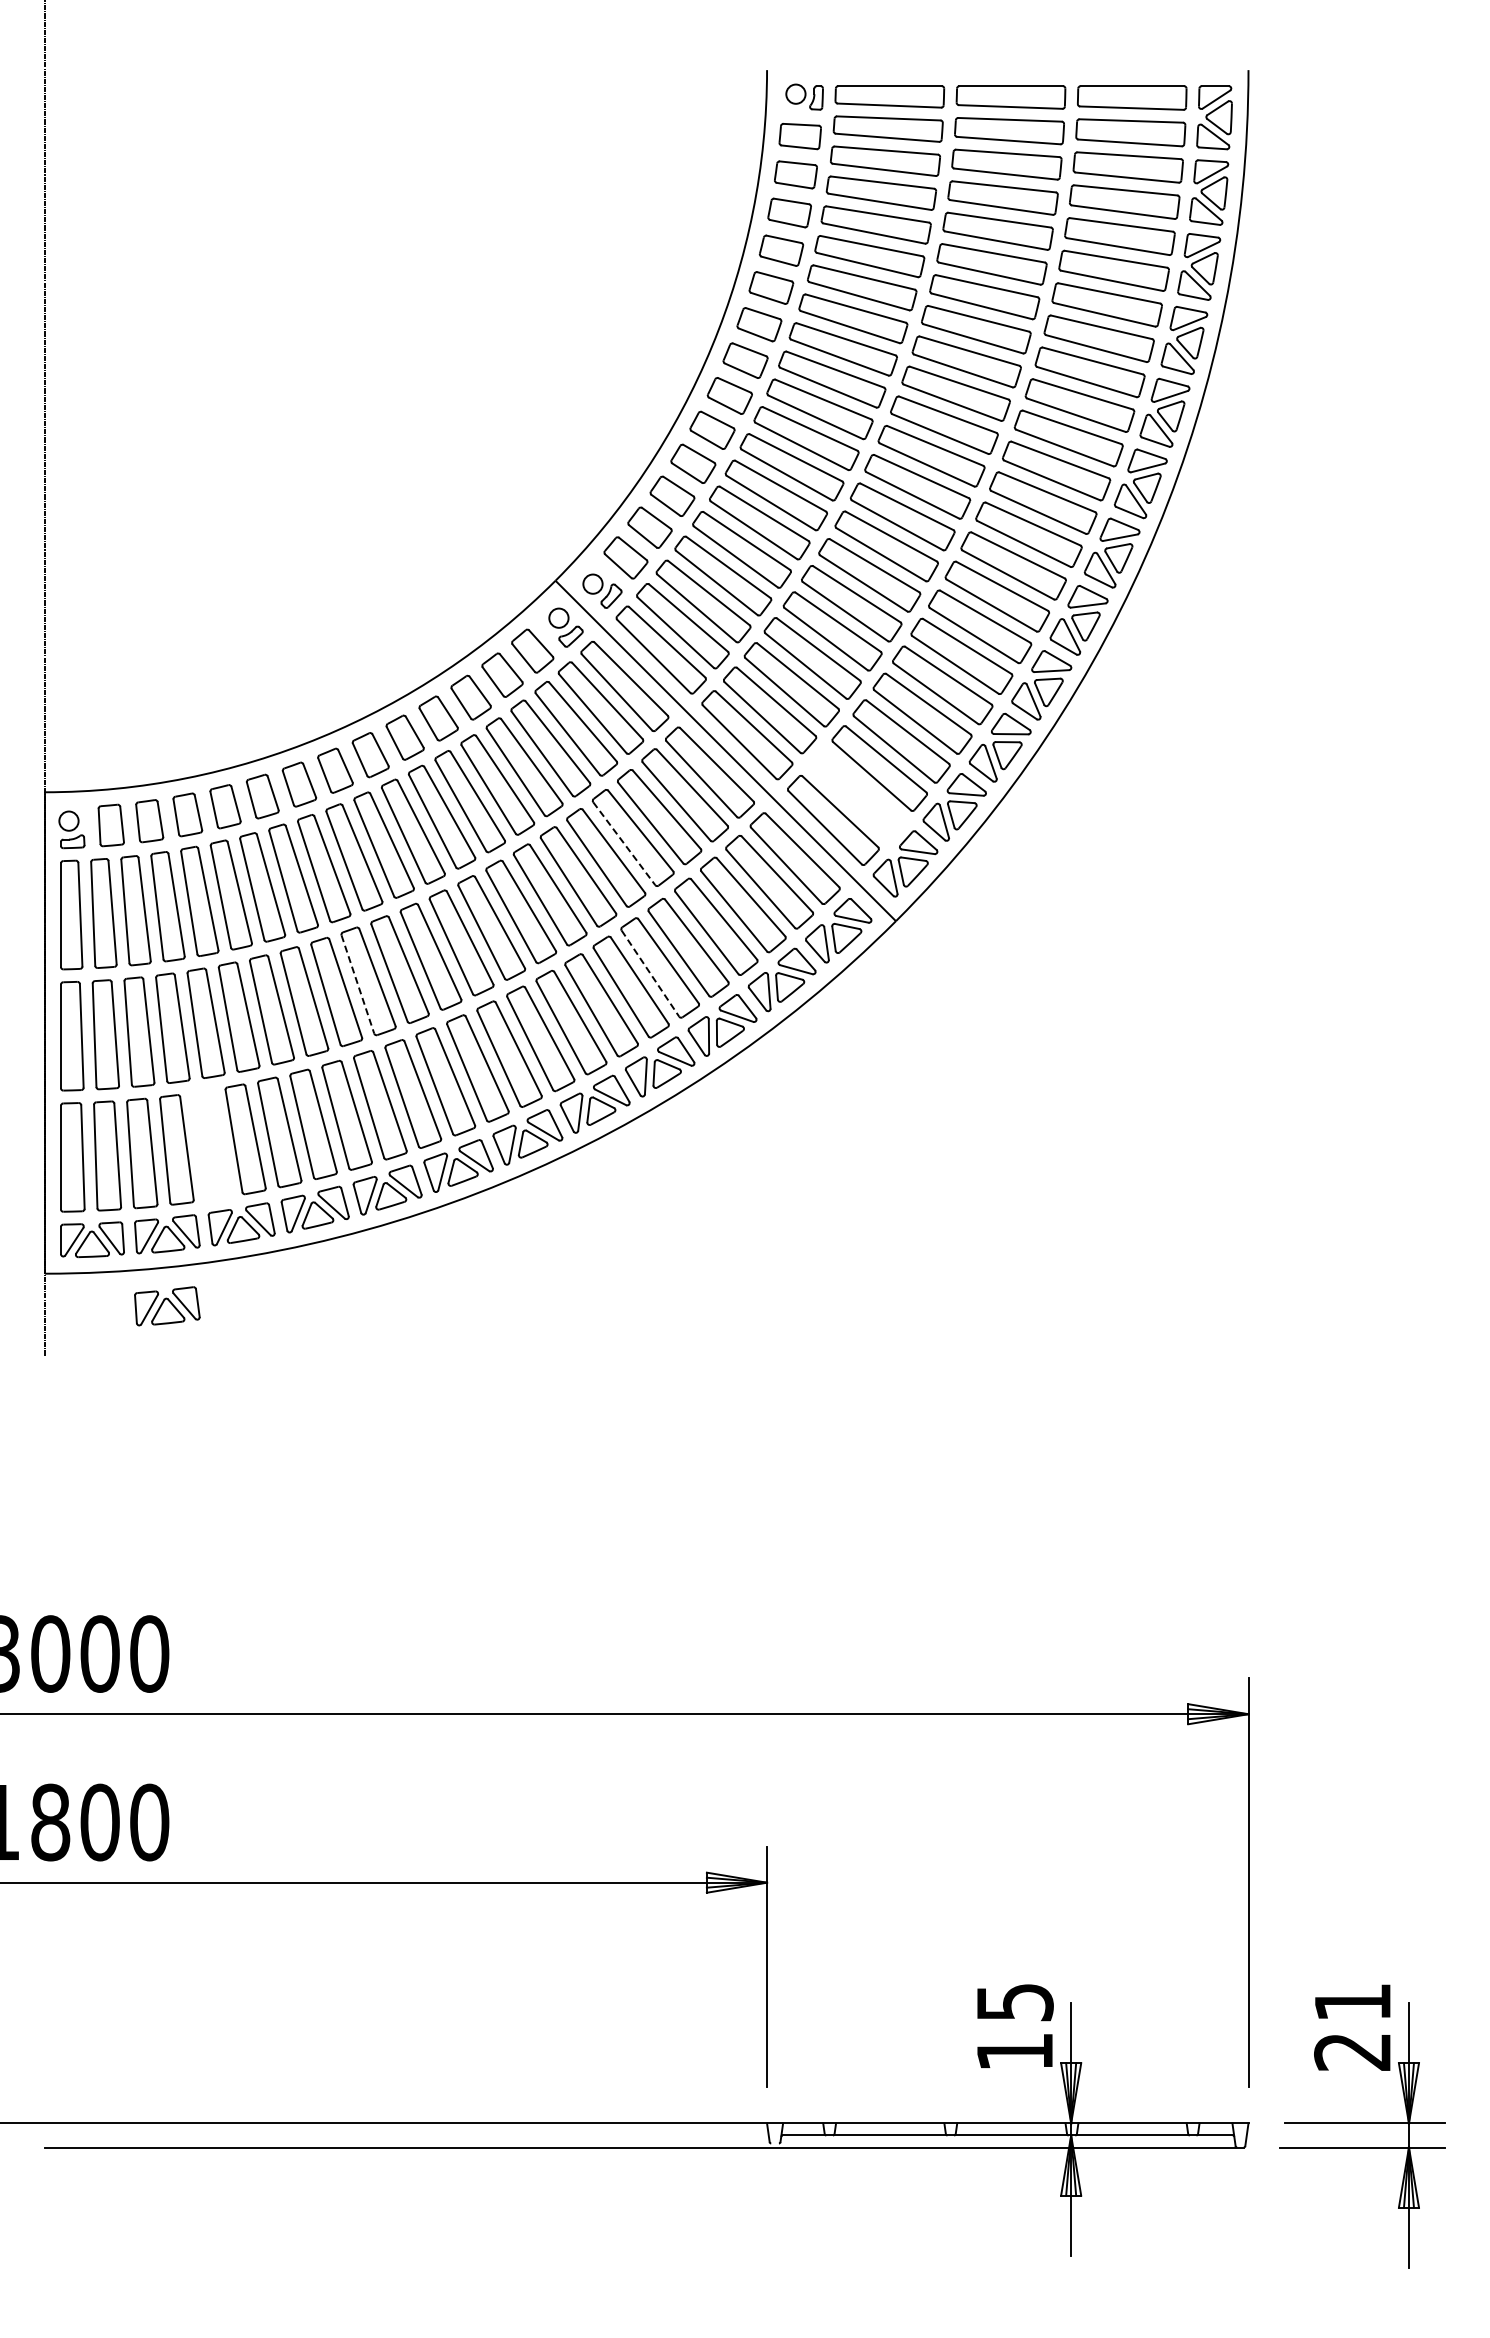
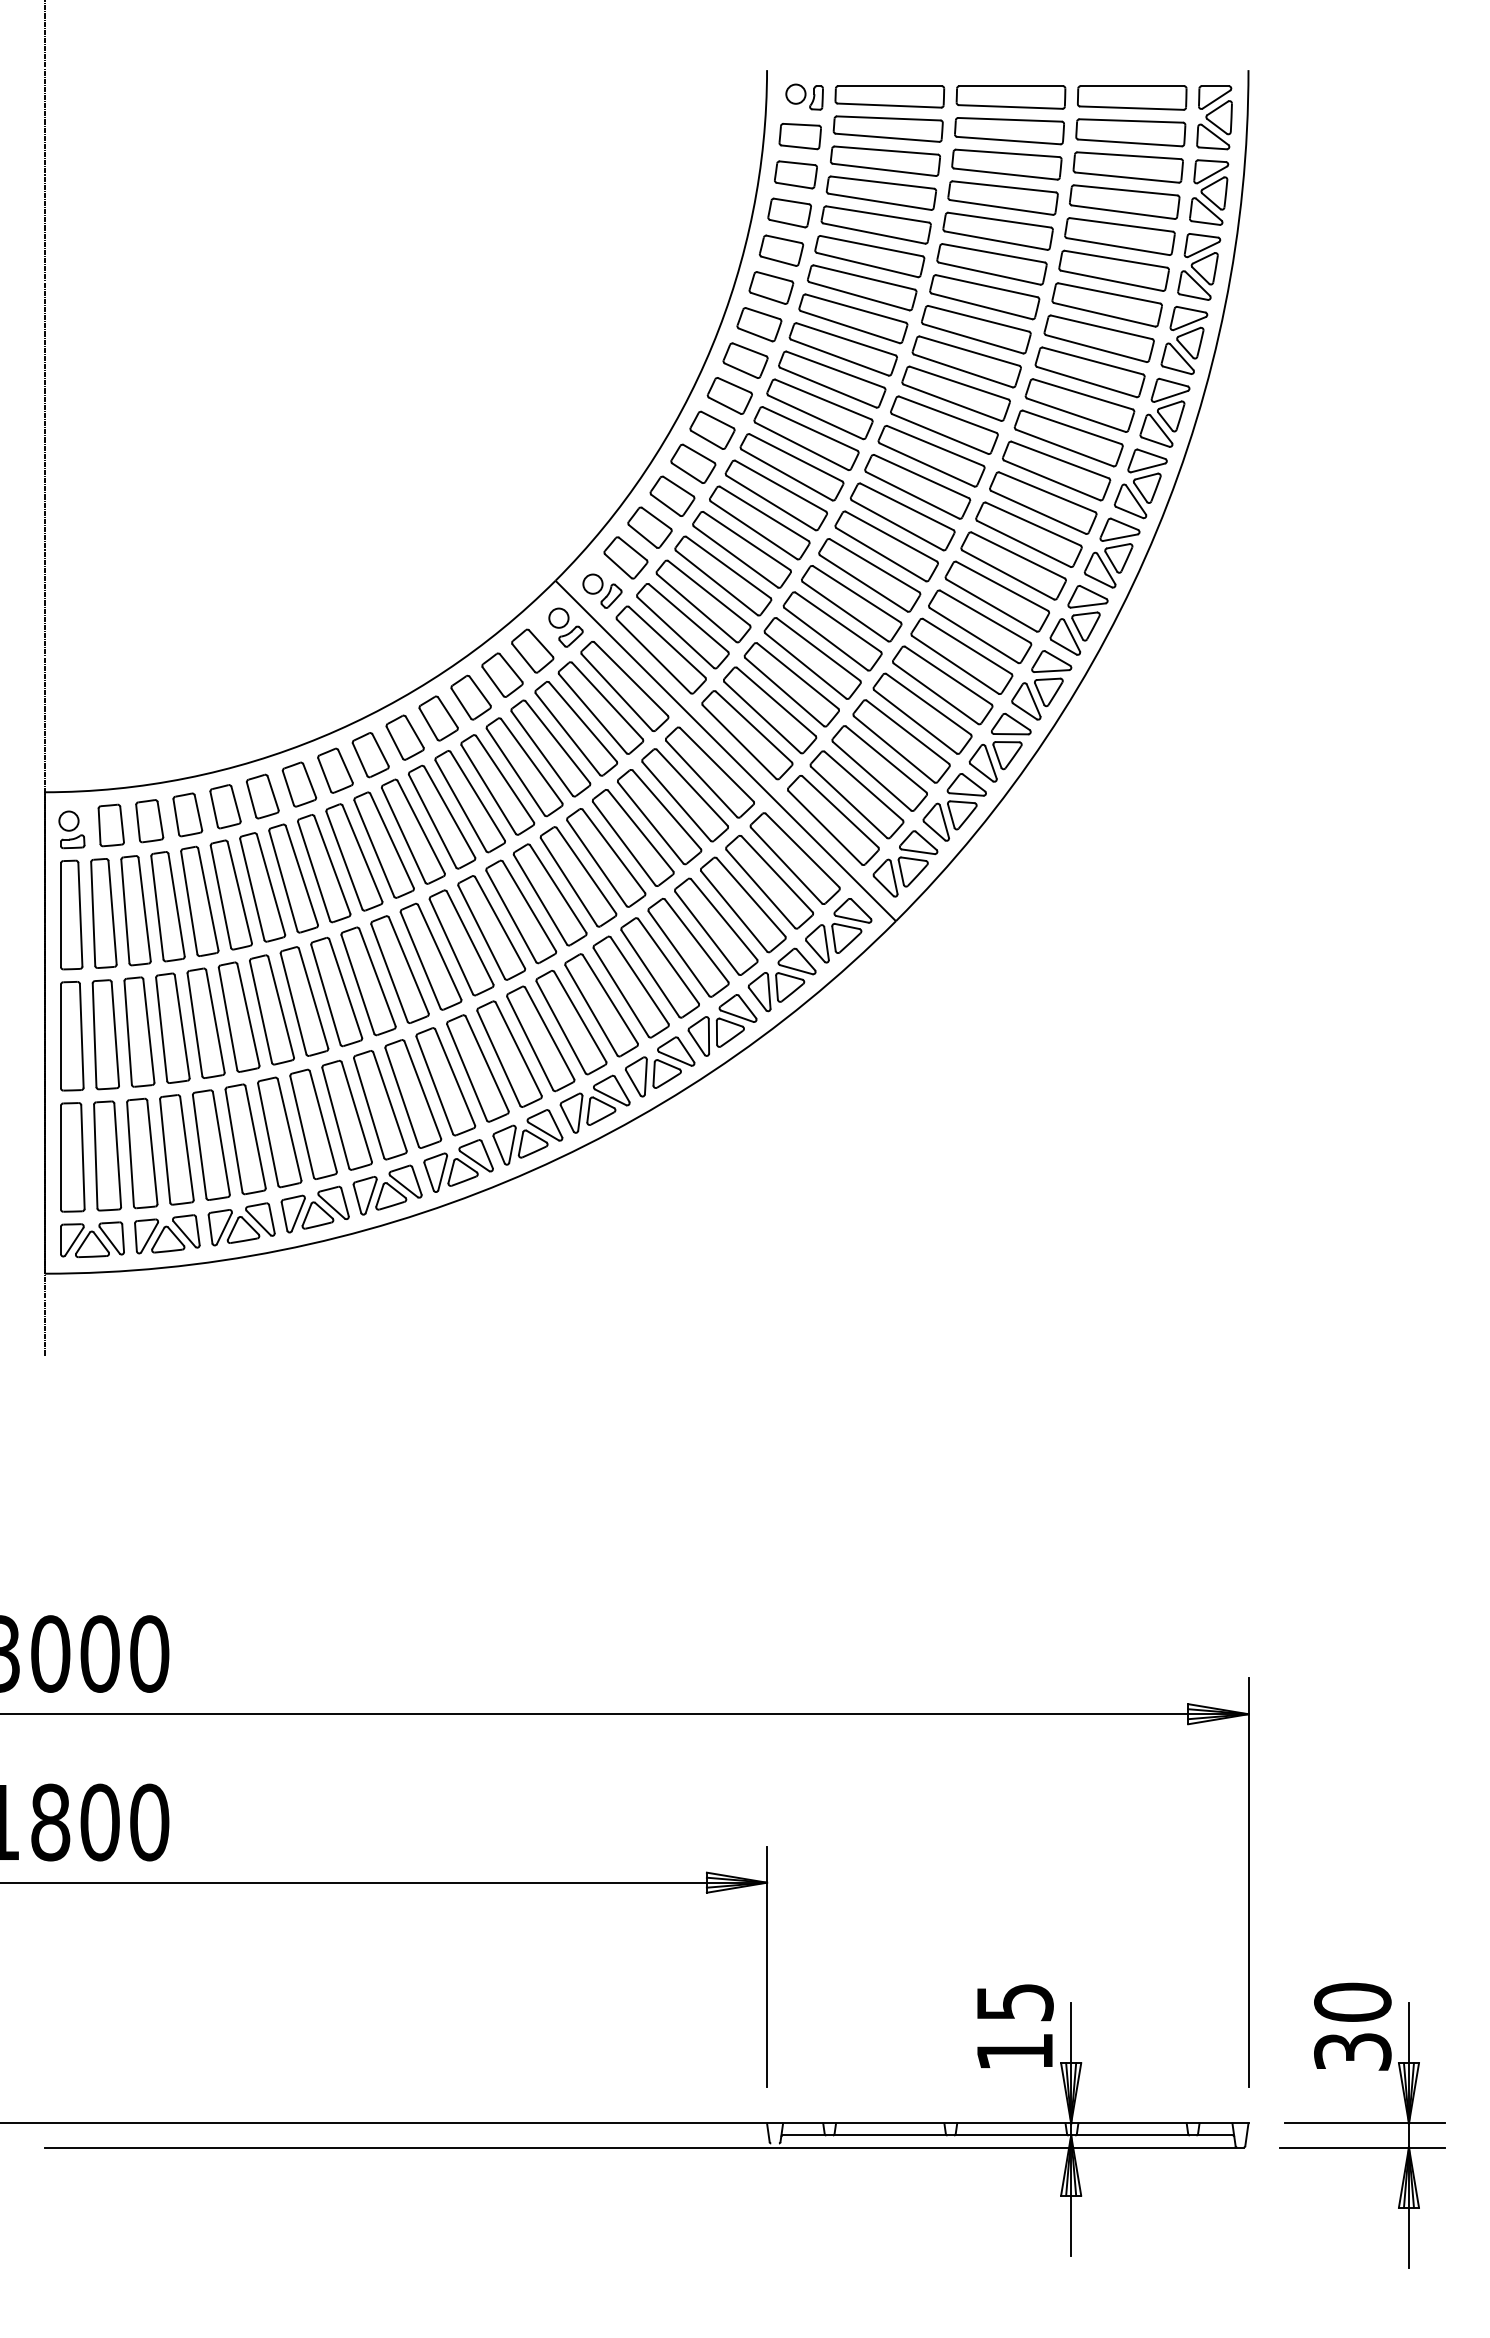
part: none -> present (856, 794)
line: dashed -> solid (624, 843)
line: dashed -> solid (650, 973)
line: dashed -> solid (357, 984)
part: none -> present (211, 1144)
part: present -> none (167, 1306)
text: 21 -> 30 (1352, 2026)
